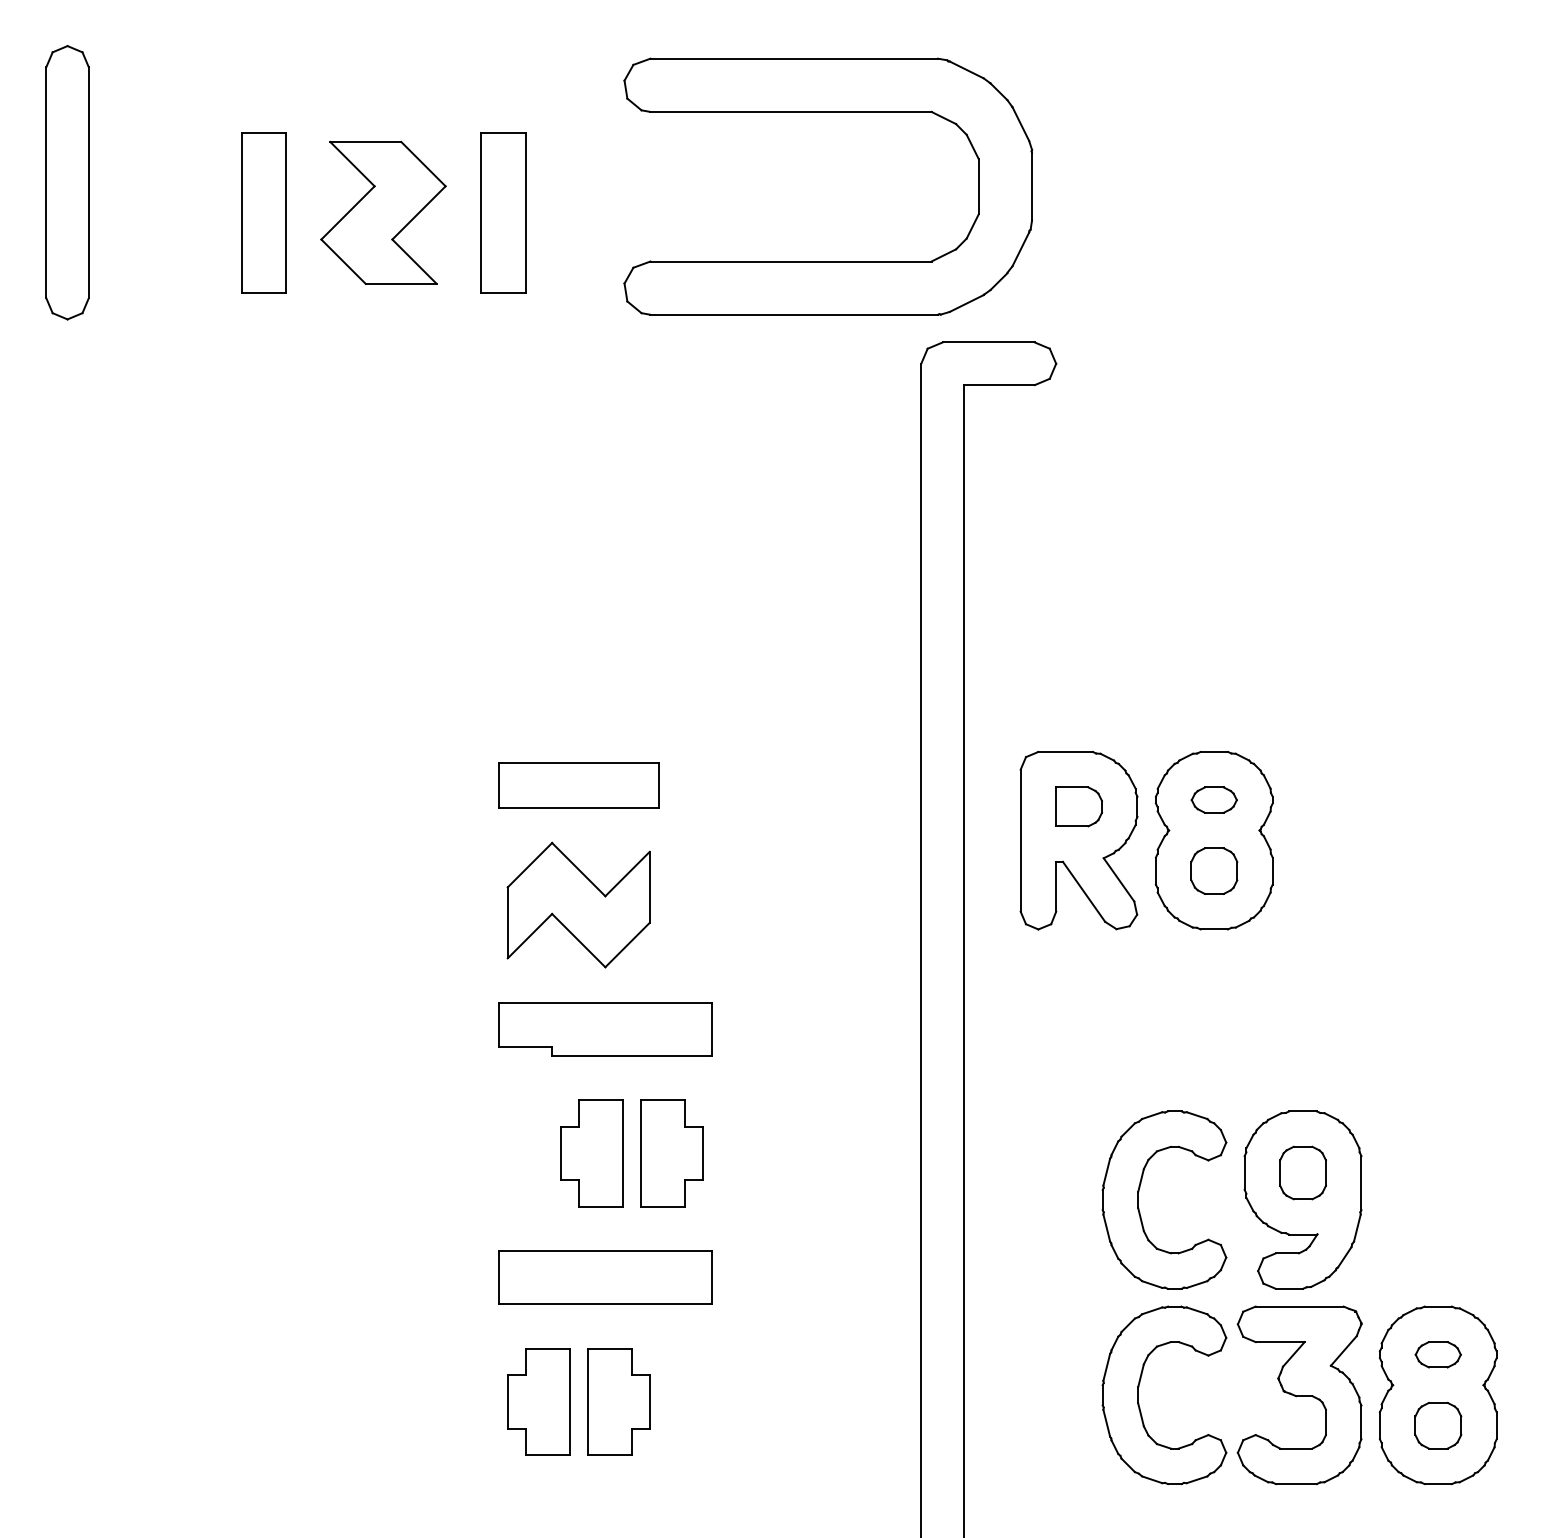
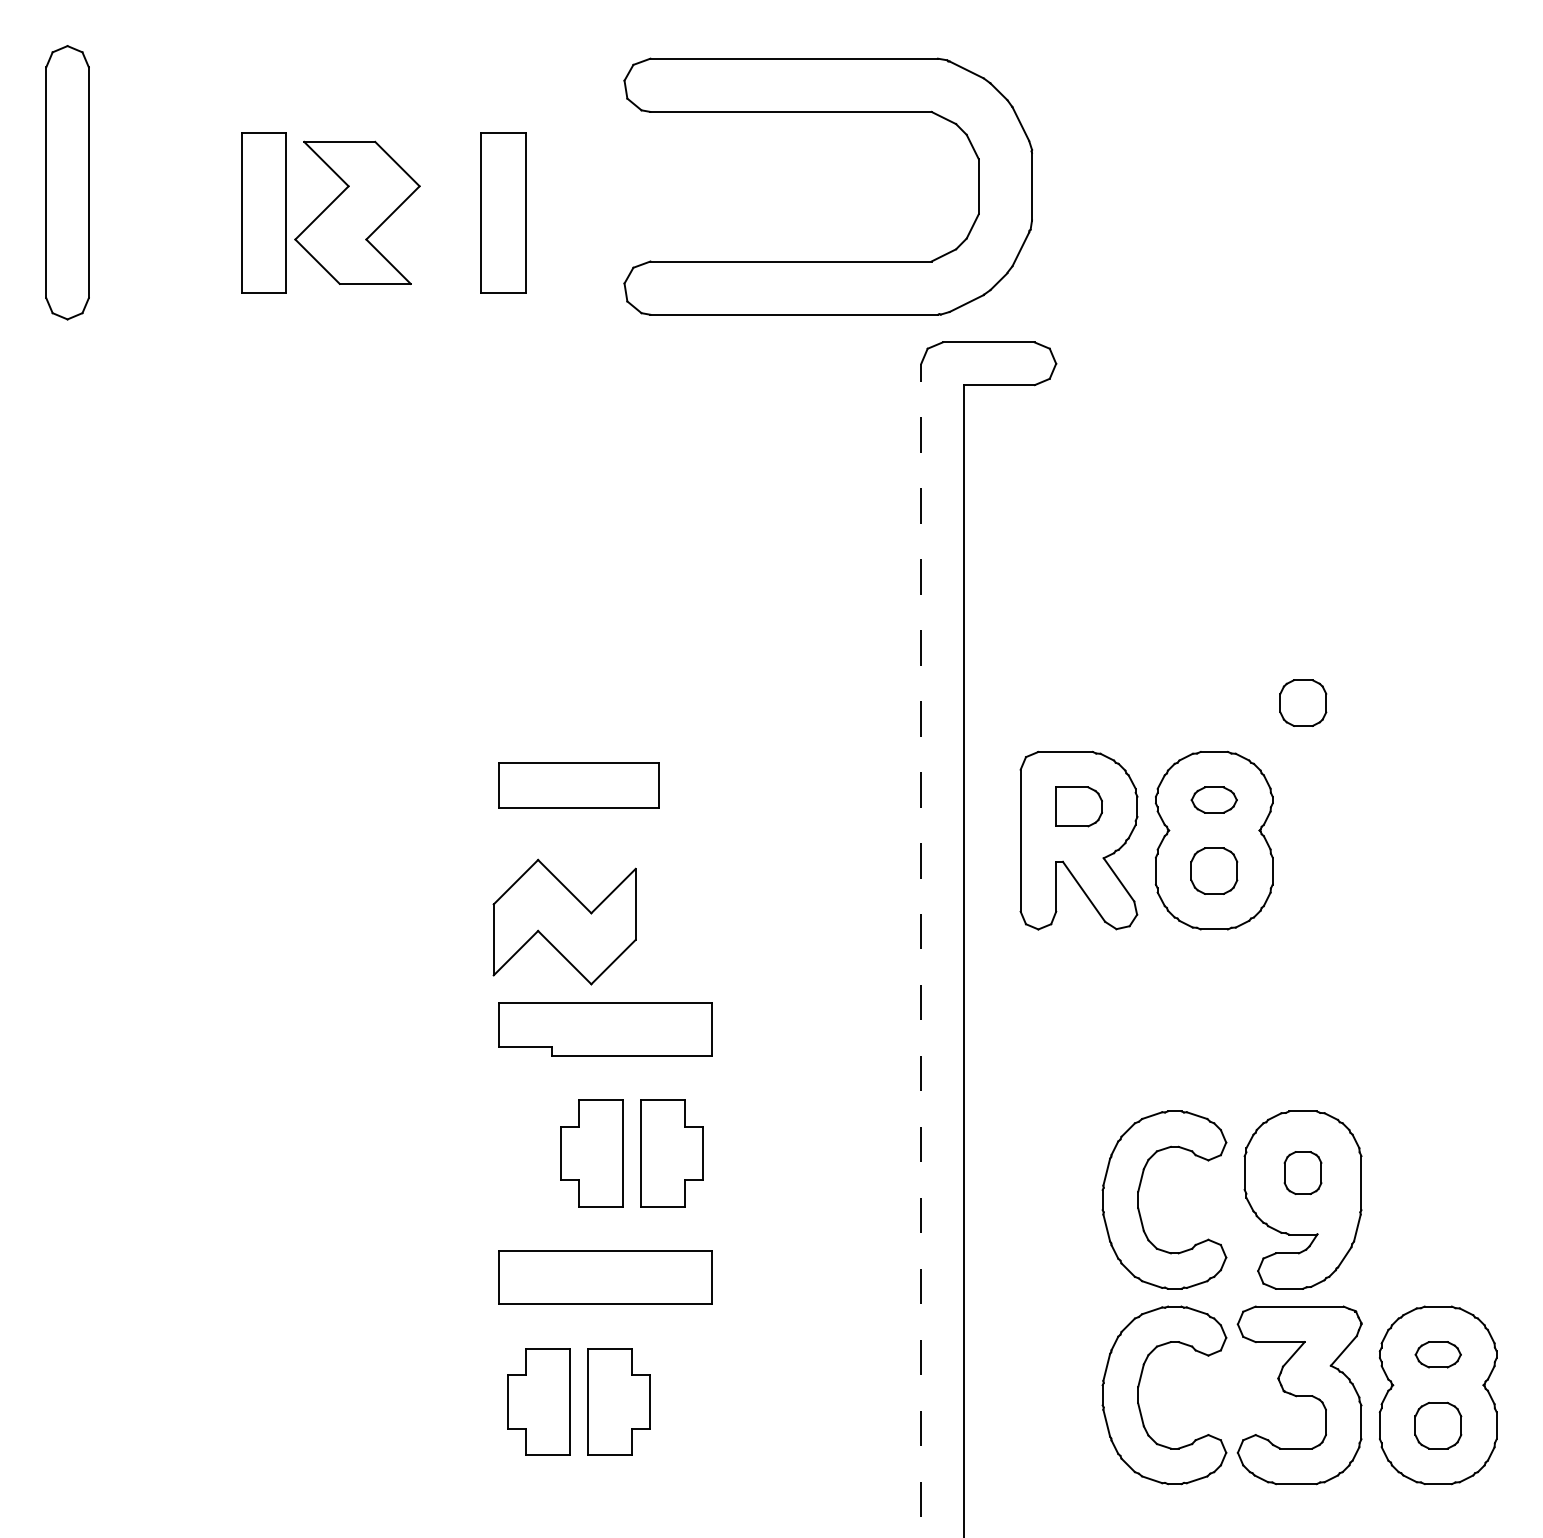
part position: (383, 212) -> (357, 212) (357, 212)
part: none -> present (1303, 702)
part position: (578, 904) -> (564, 921) (564, 921)
line: solid -> dashed (921, 950)
part size: 48x56 px -> 40x44 px (1302, 1172)
